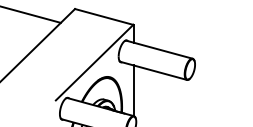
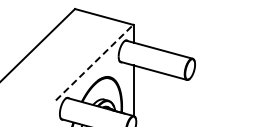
line: present -> none (31, 14)
line: solid -> dashed (94, 62)
